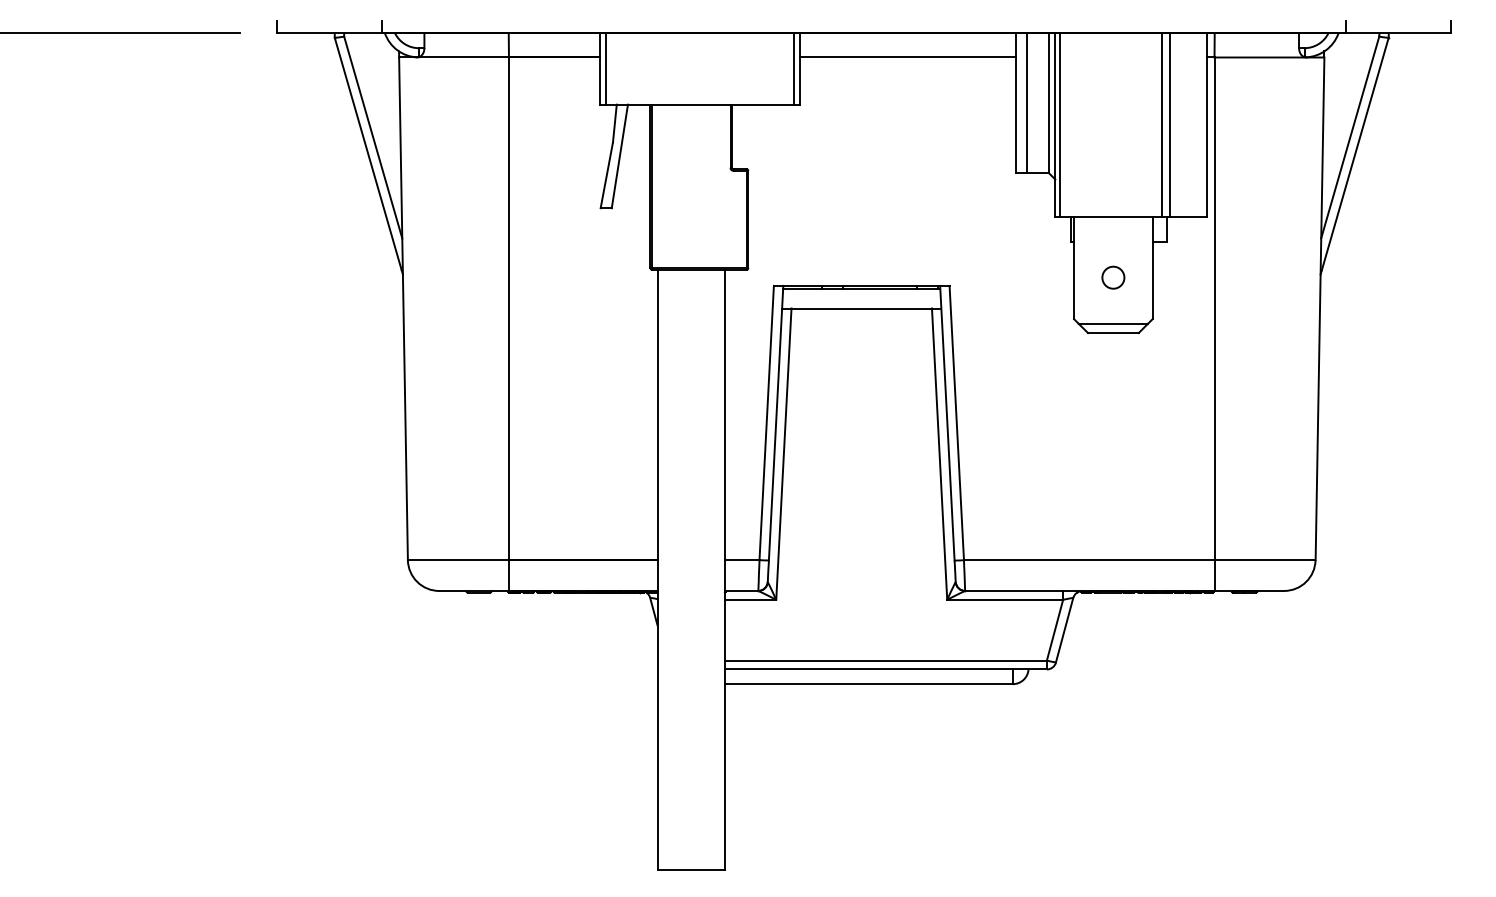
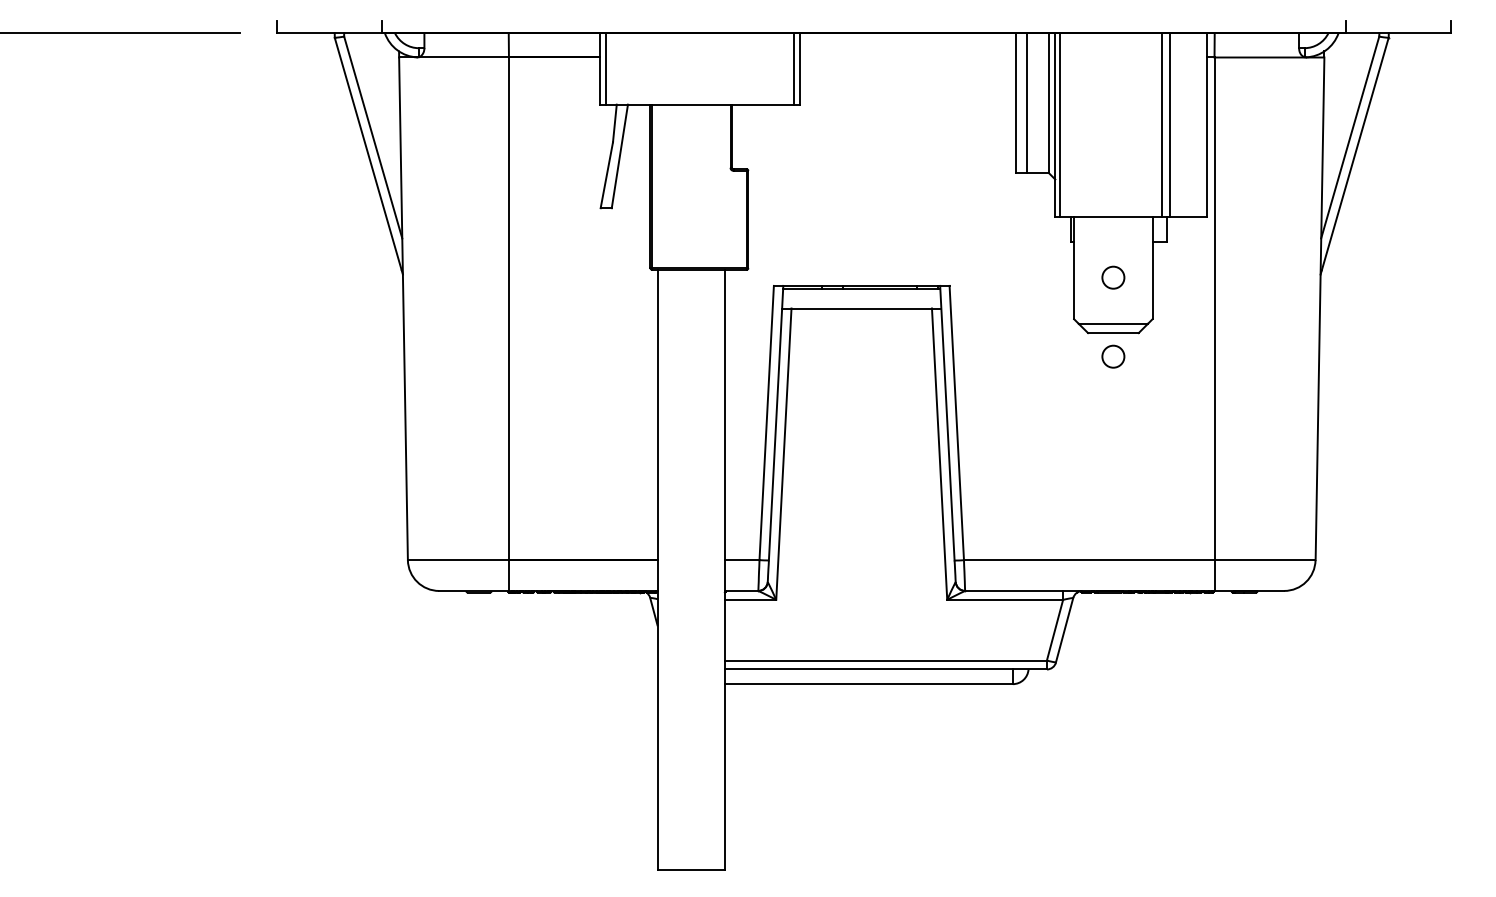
line: present -> none (908, 57)
circle: none -> present (1113, 356)
